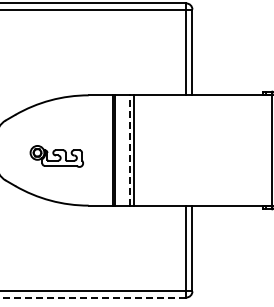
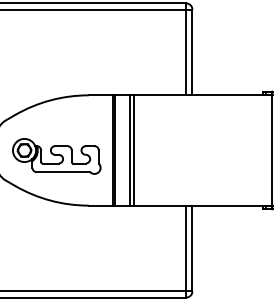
line: dashed -> solid (129, 150)
part size: 55x23 px -> 90x37 px (56, 156)
line: dashed -> solid (93, 297)
